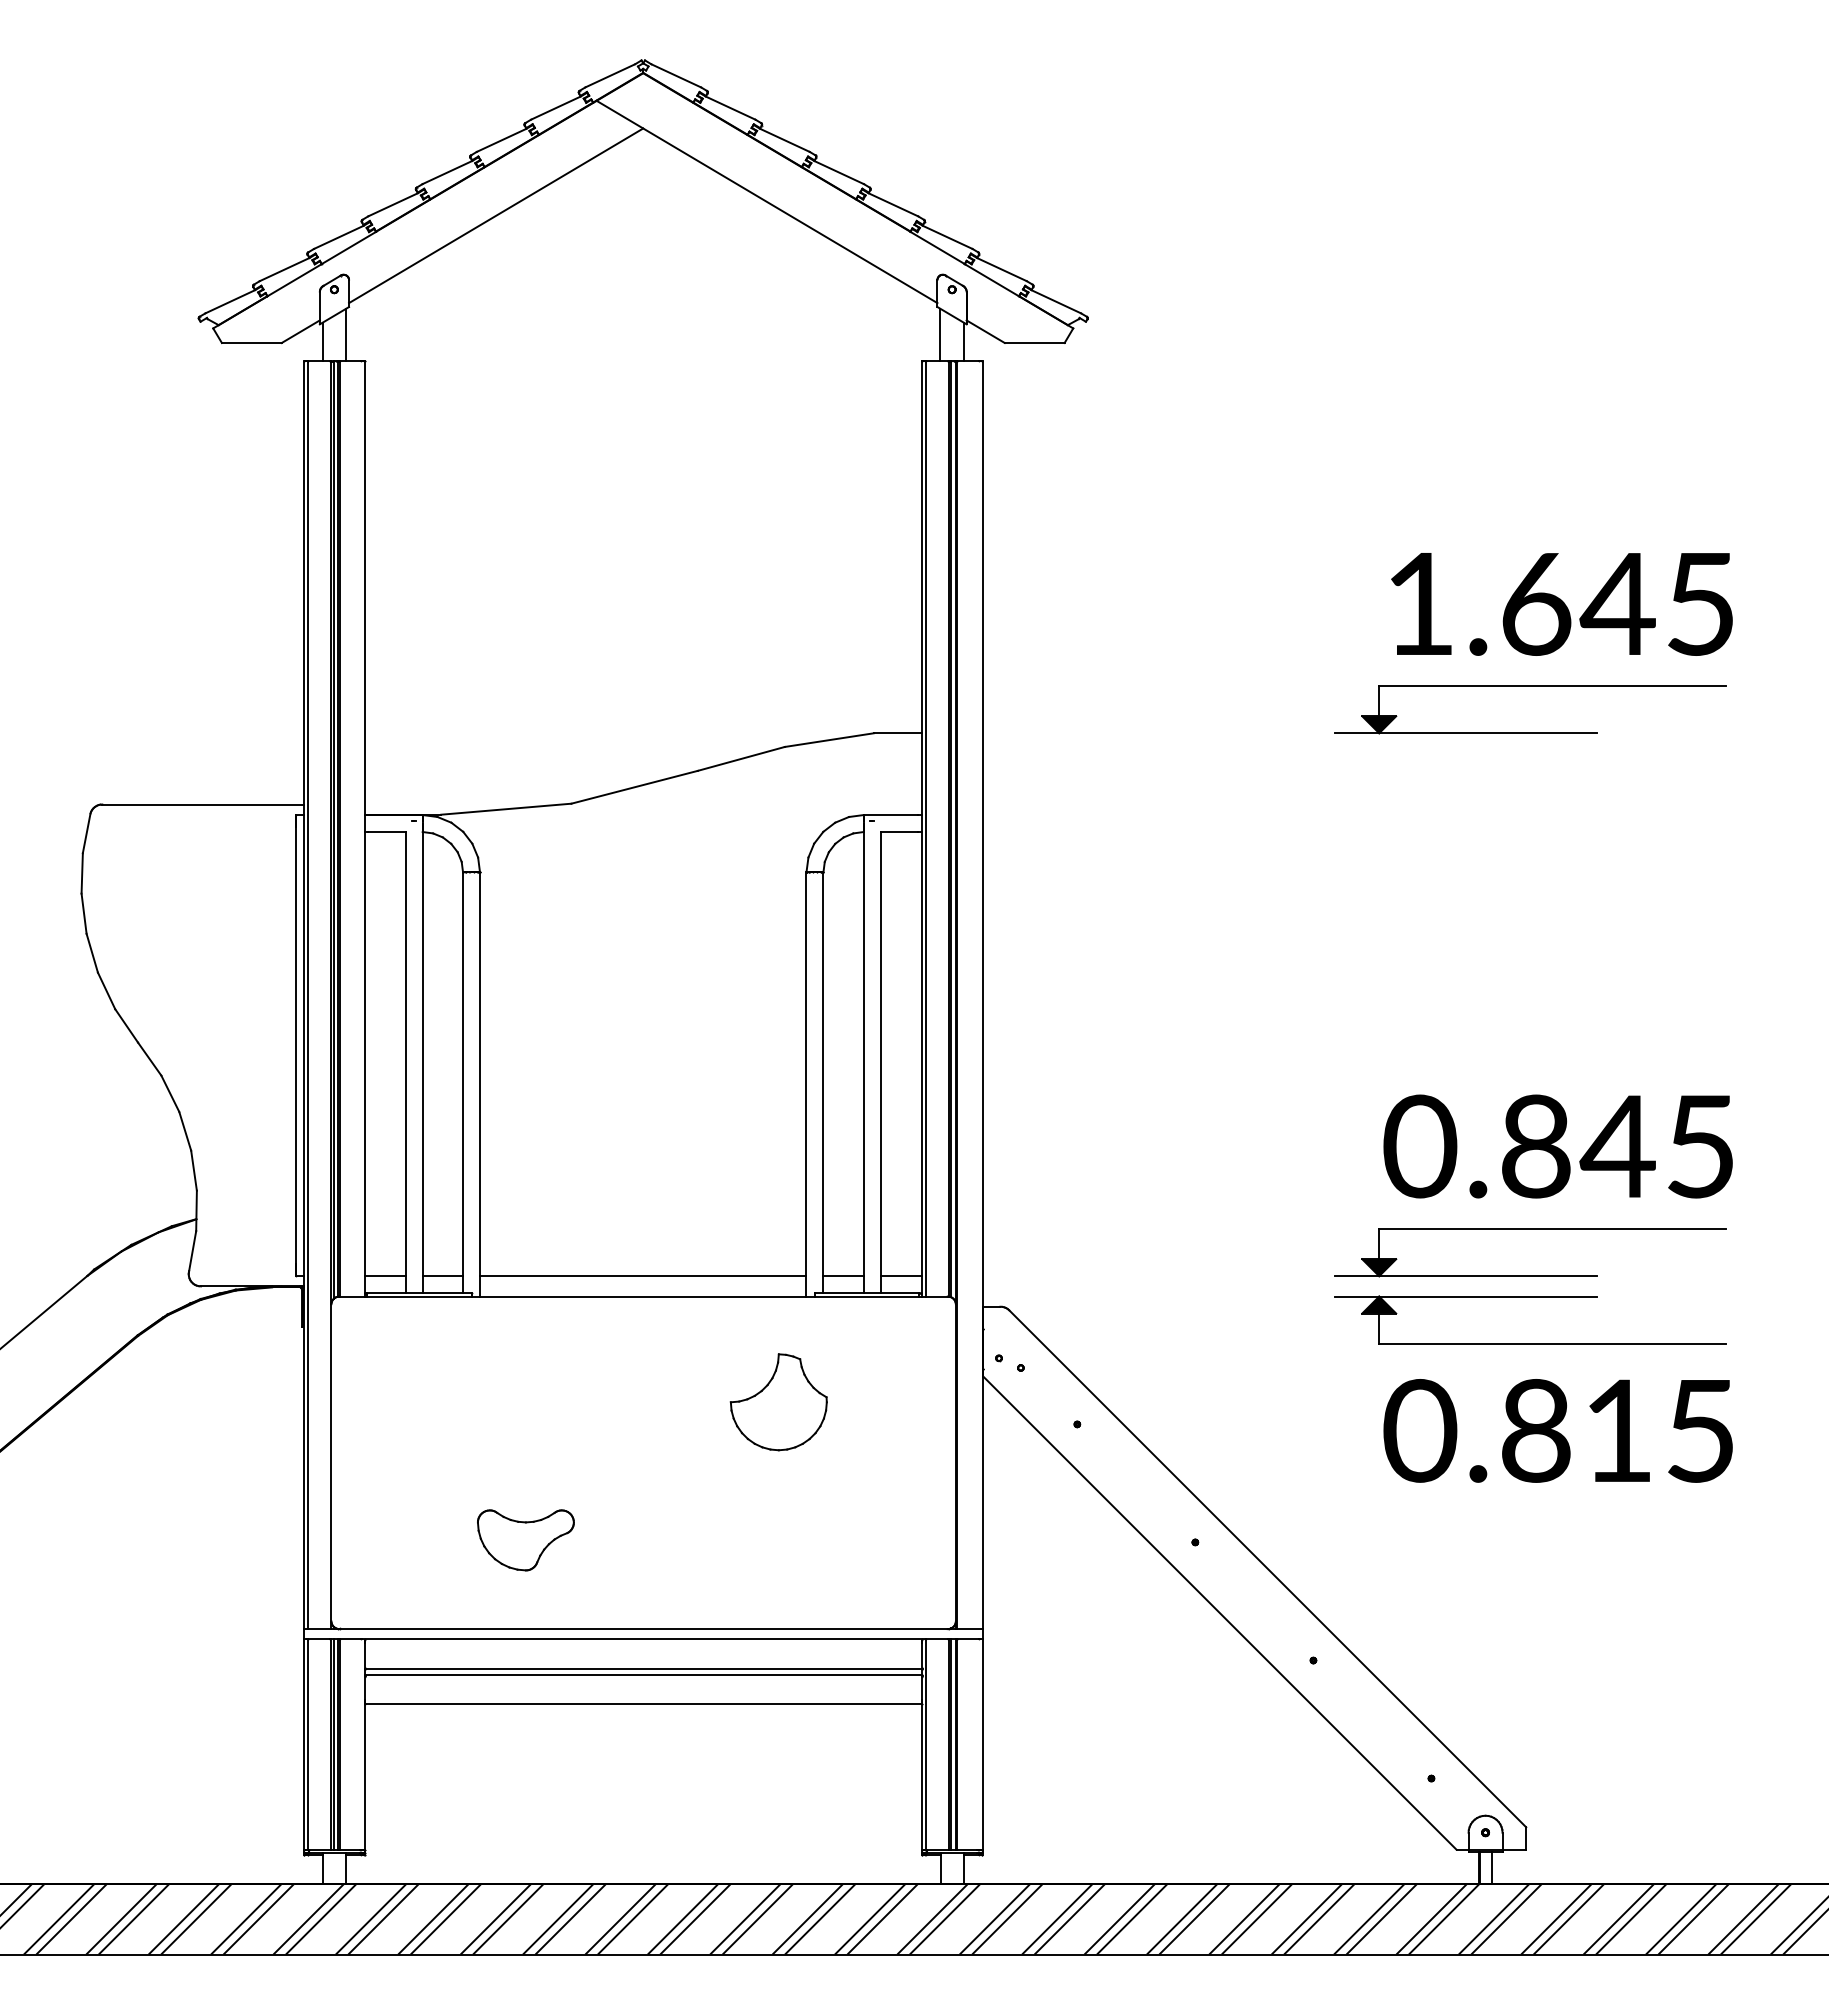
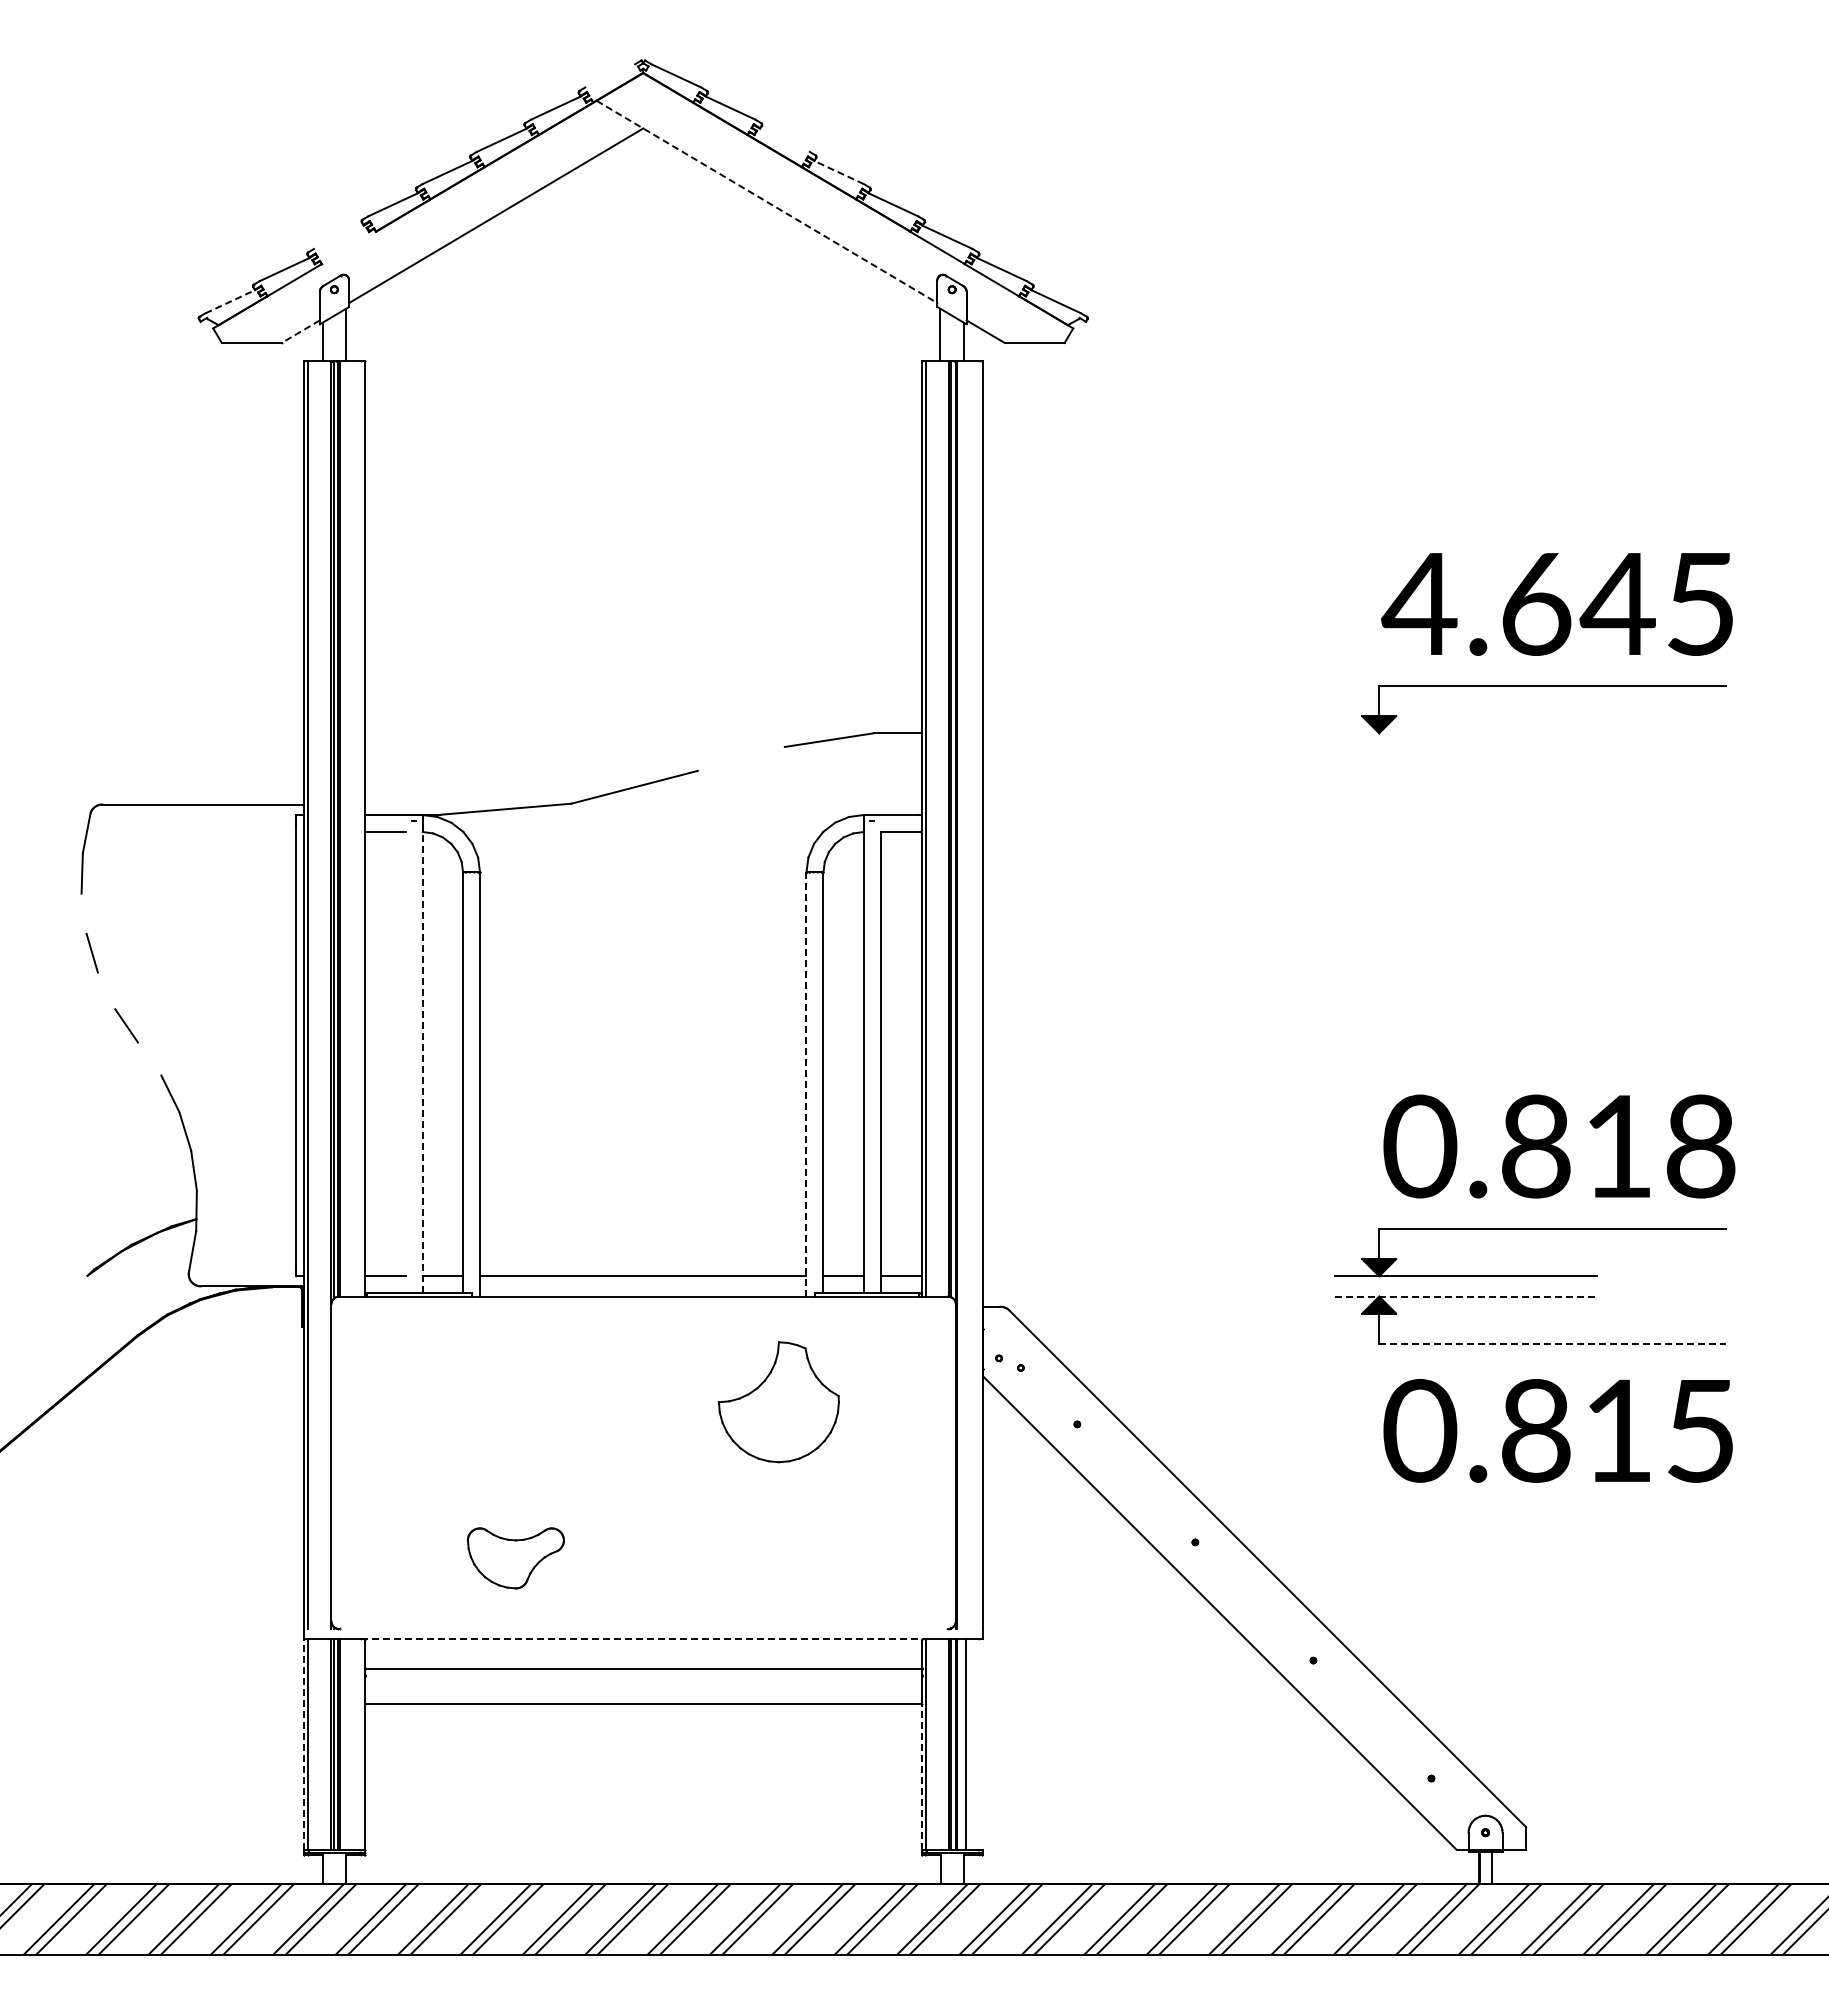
line: present -> none (610, 75)
line: present -> none (784, 139)
line: solid -> dashed (838, 172)
line: solid -> dashed (767, 202)
line: present -> none (338, 236)
line: present -> none (348, 247)
line: solid -> dashed (230, 301)
line: solid -> dashed (300, 331)
text: 1.645 -> 4.645 (1419, 603)
line: present -> none (1466, 733)
line: present -> none (740, 758)
line: present -> none (83, 913)
line: present -> none (106, 990)
line: present -> none (149, 1058)
line: present -> none (405, 1062)
line: solid -> dashed (422, 1062)
line: solid -> dashed (806, 1083)
text: 0.845 -> 0.818 (1657, 1146)
line: solid -> dashed (1466, 1296)
line: present -> none (44, 1311)
line: solid -> dashed (1552, 1344)
part size: 99x99 px -> 122x123 px (778, 1402)
part position: (525, 1540) -> (515, 1558) (515, 1558)
line: present -> none (642, 1629)
line: solid -> dashed (643, 1639)
line: present -> none (642, 1675)
line: solid -> dashed (303, 1744)
line position: (982, 1744) -> (965, 1744) (965, 1744)
line: solid -> dashed (921, 1777)
